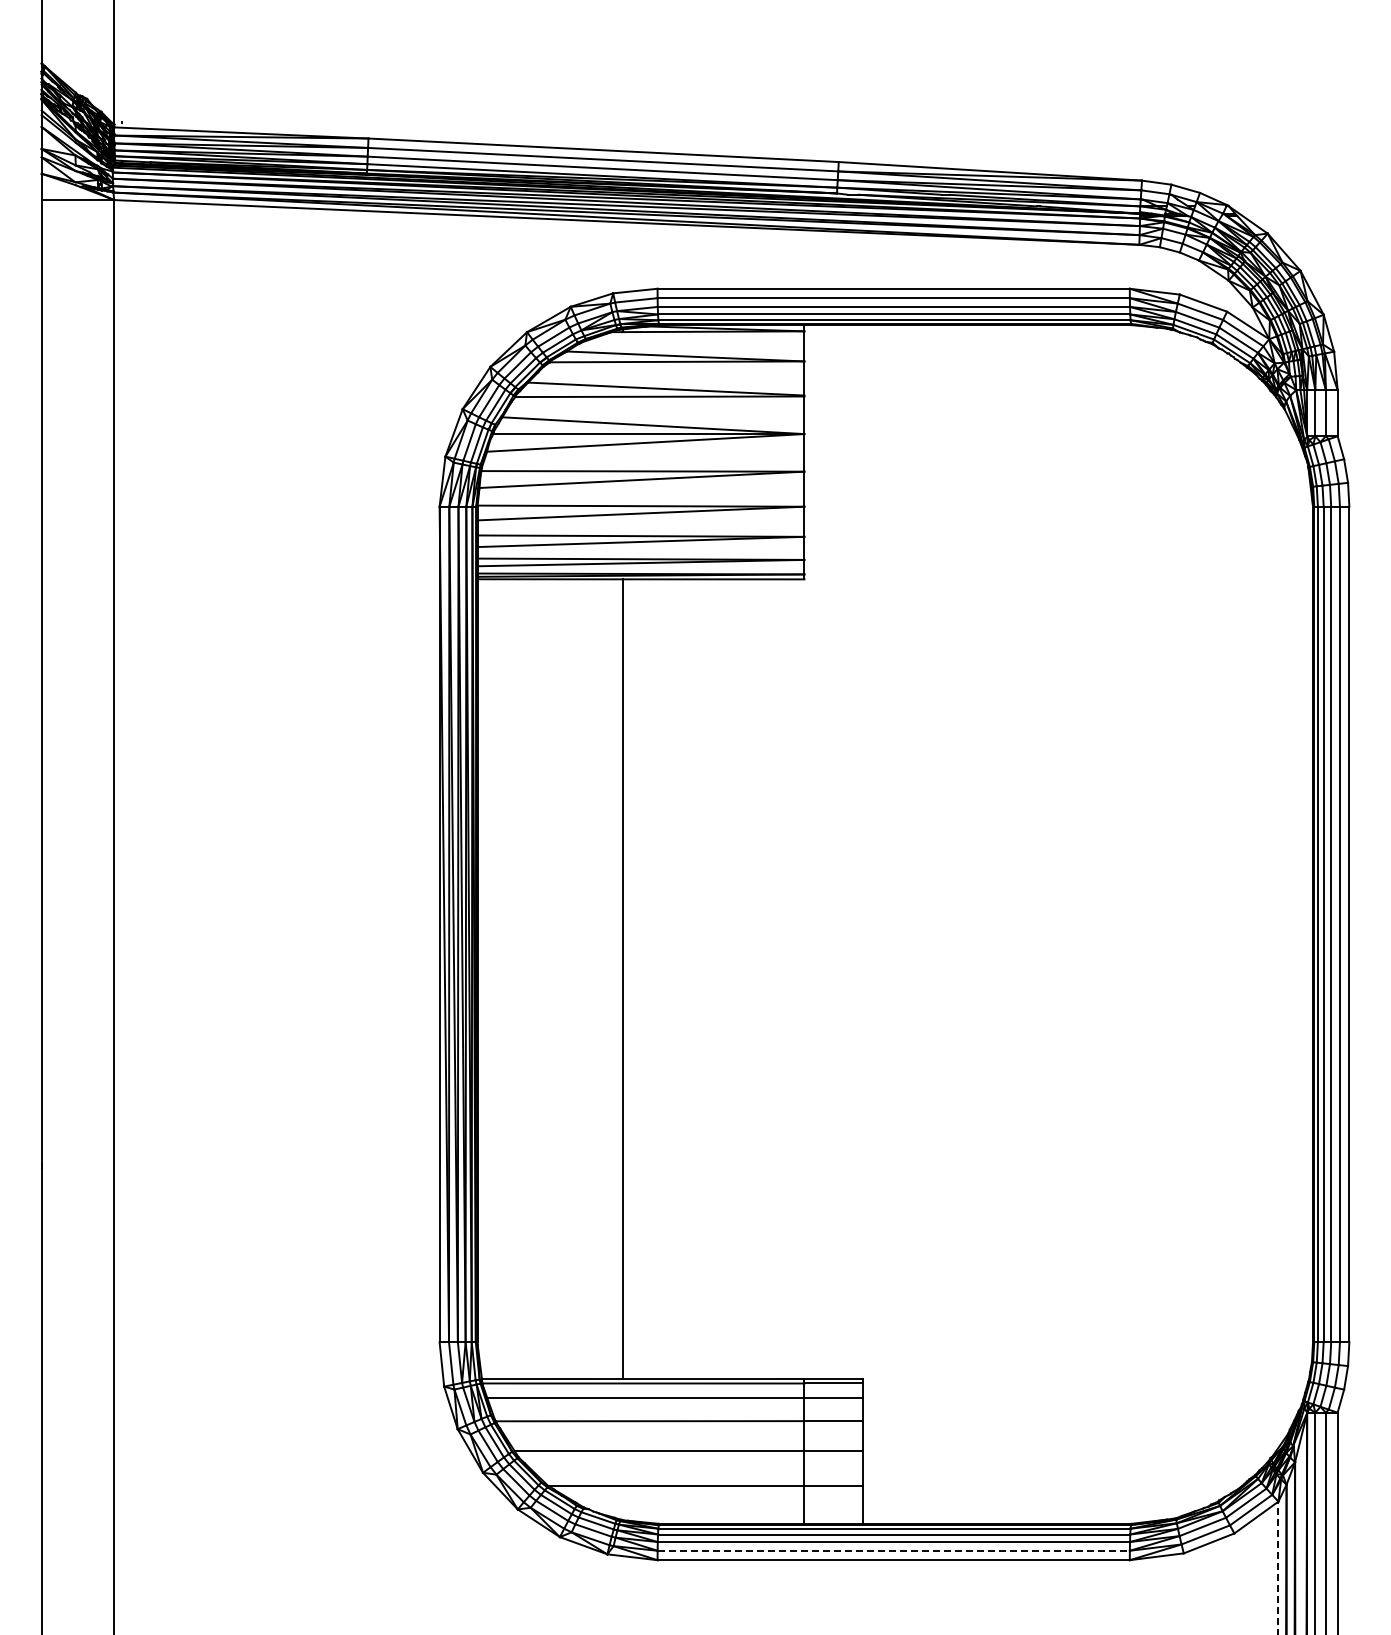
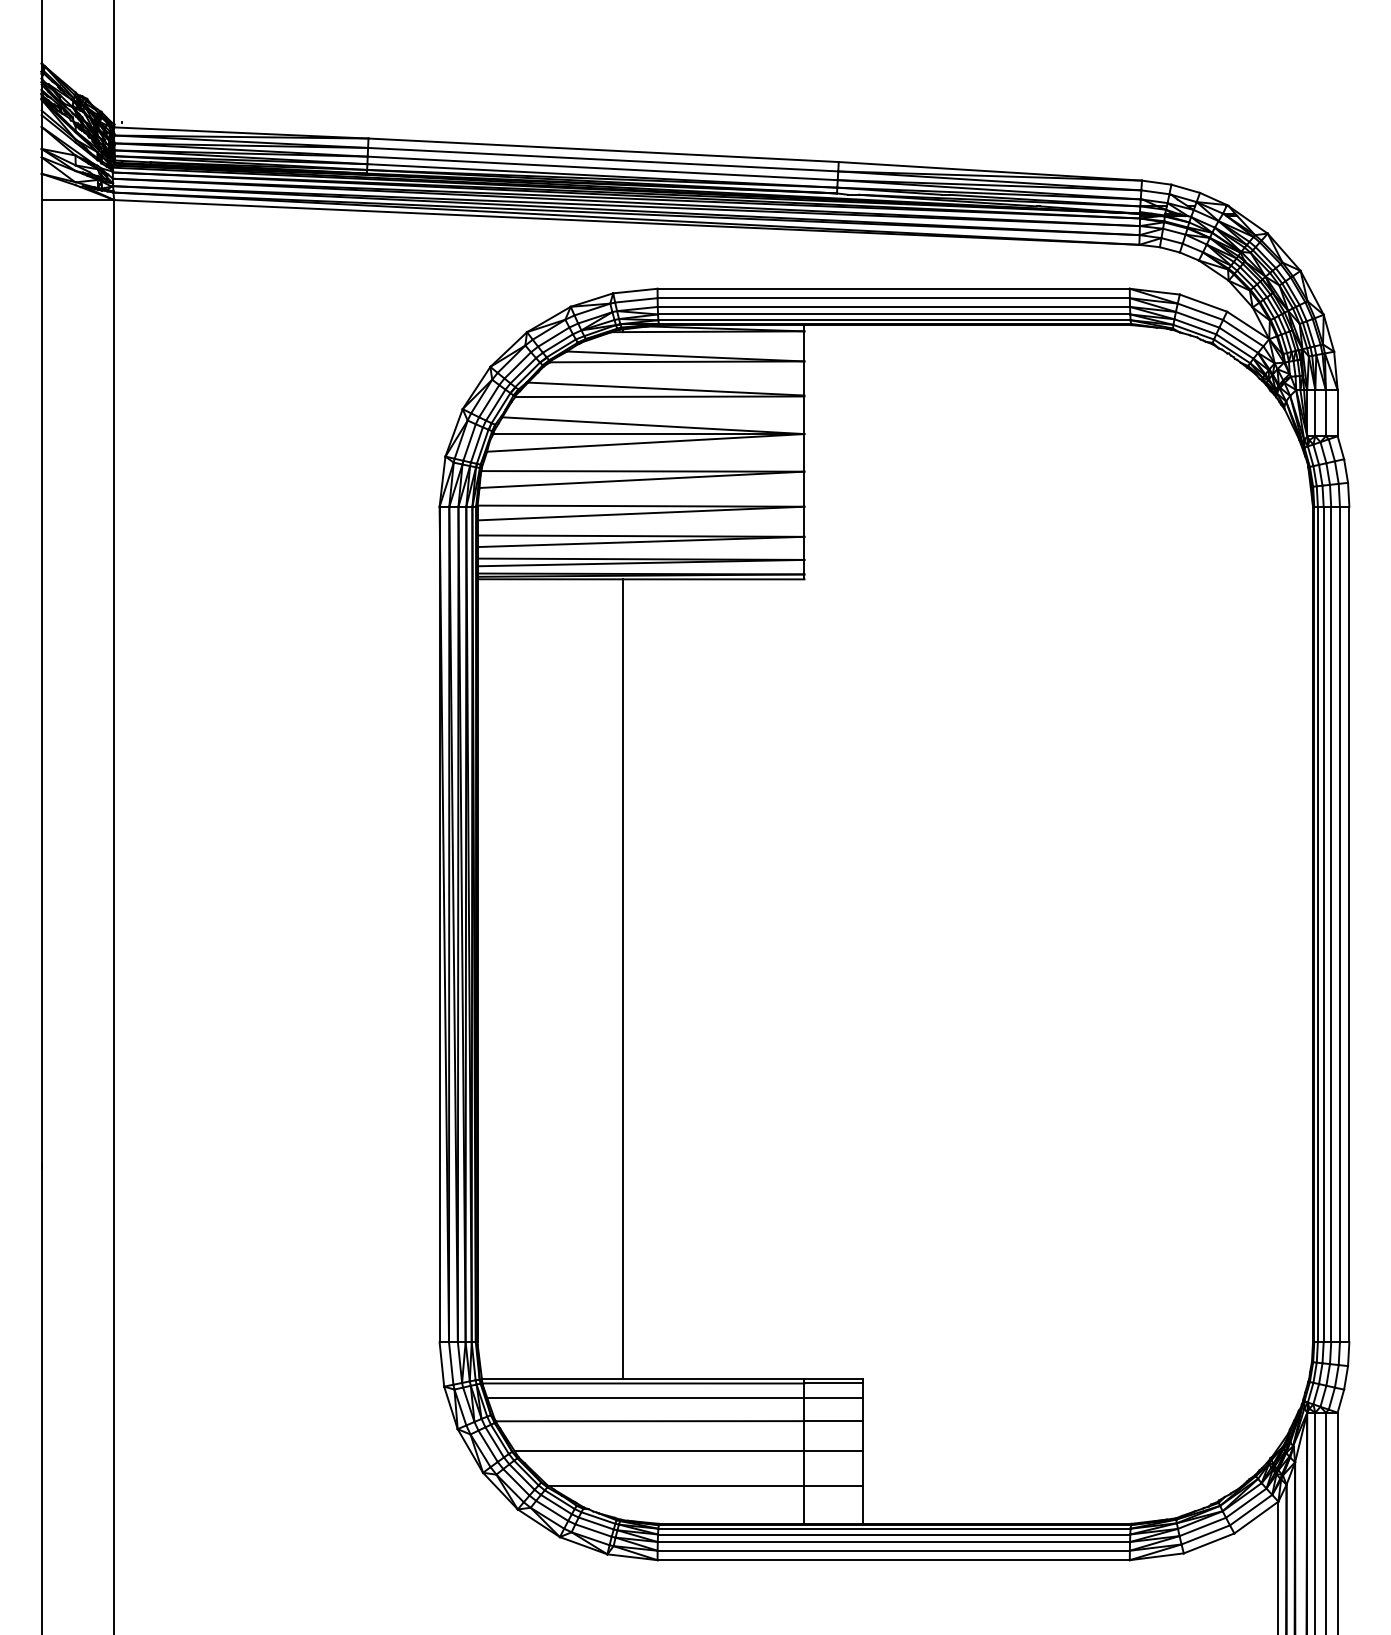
line: dashed -> solid (894, 1550)
line: dashed -> solid (1278, 1567)
